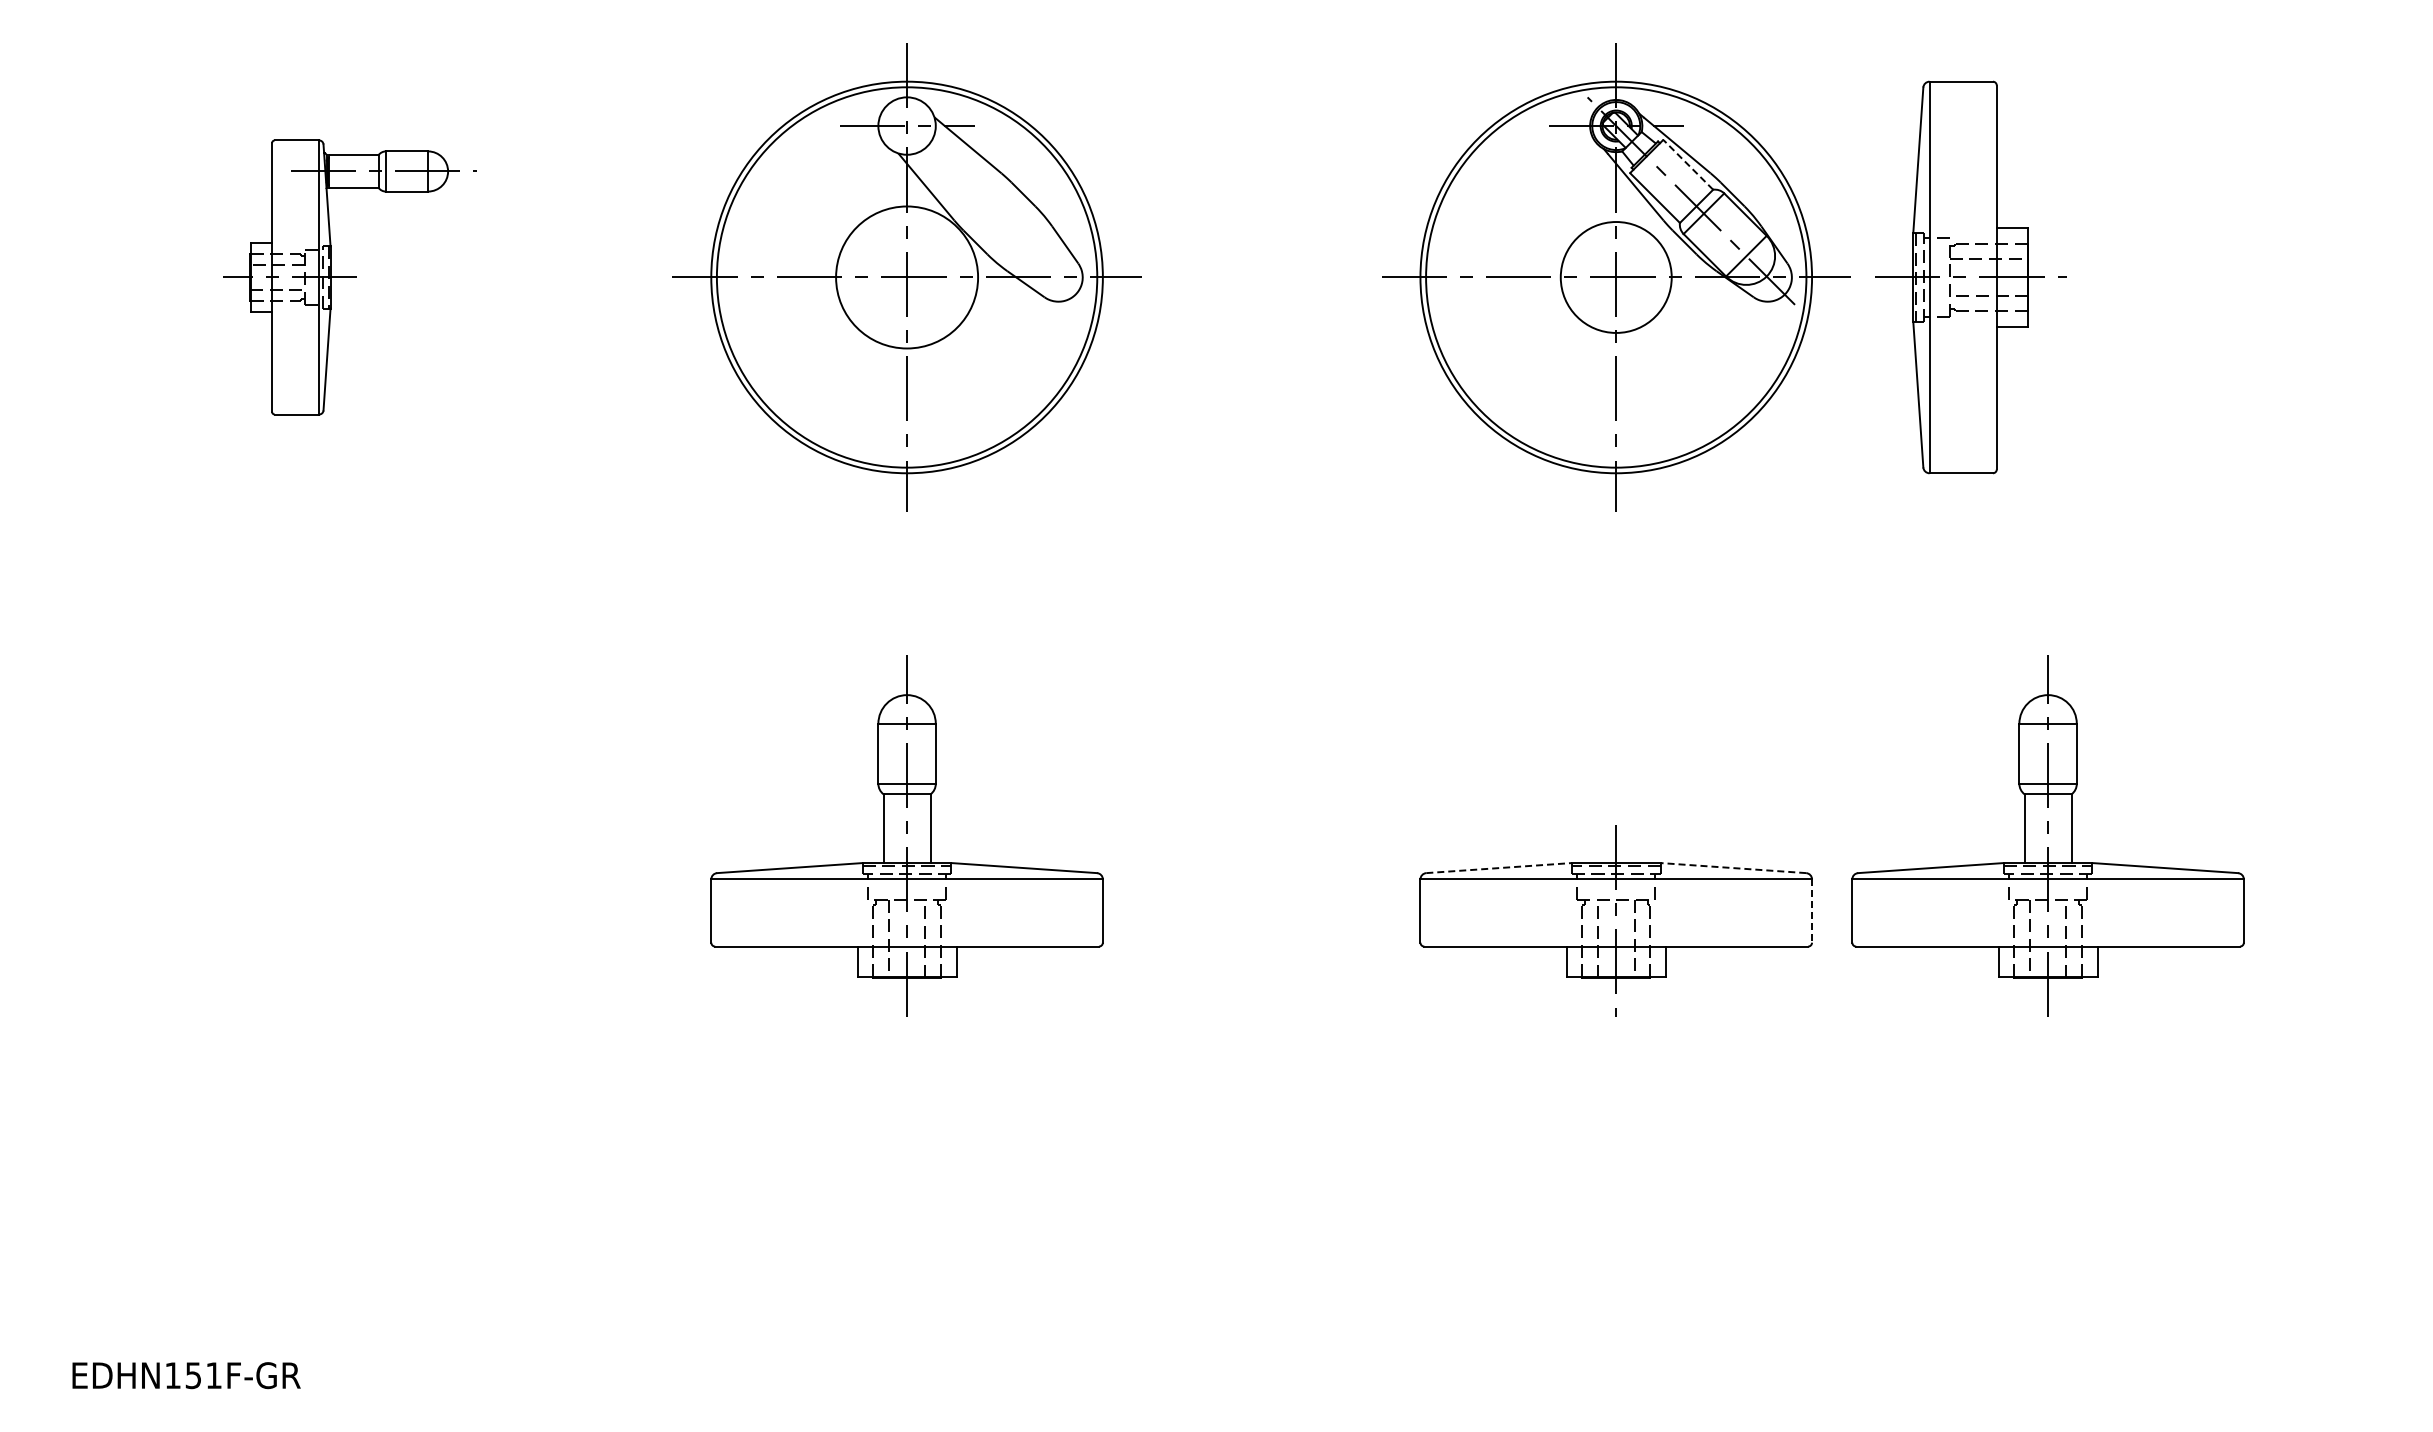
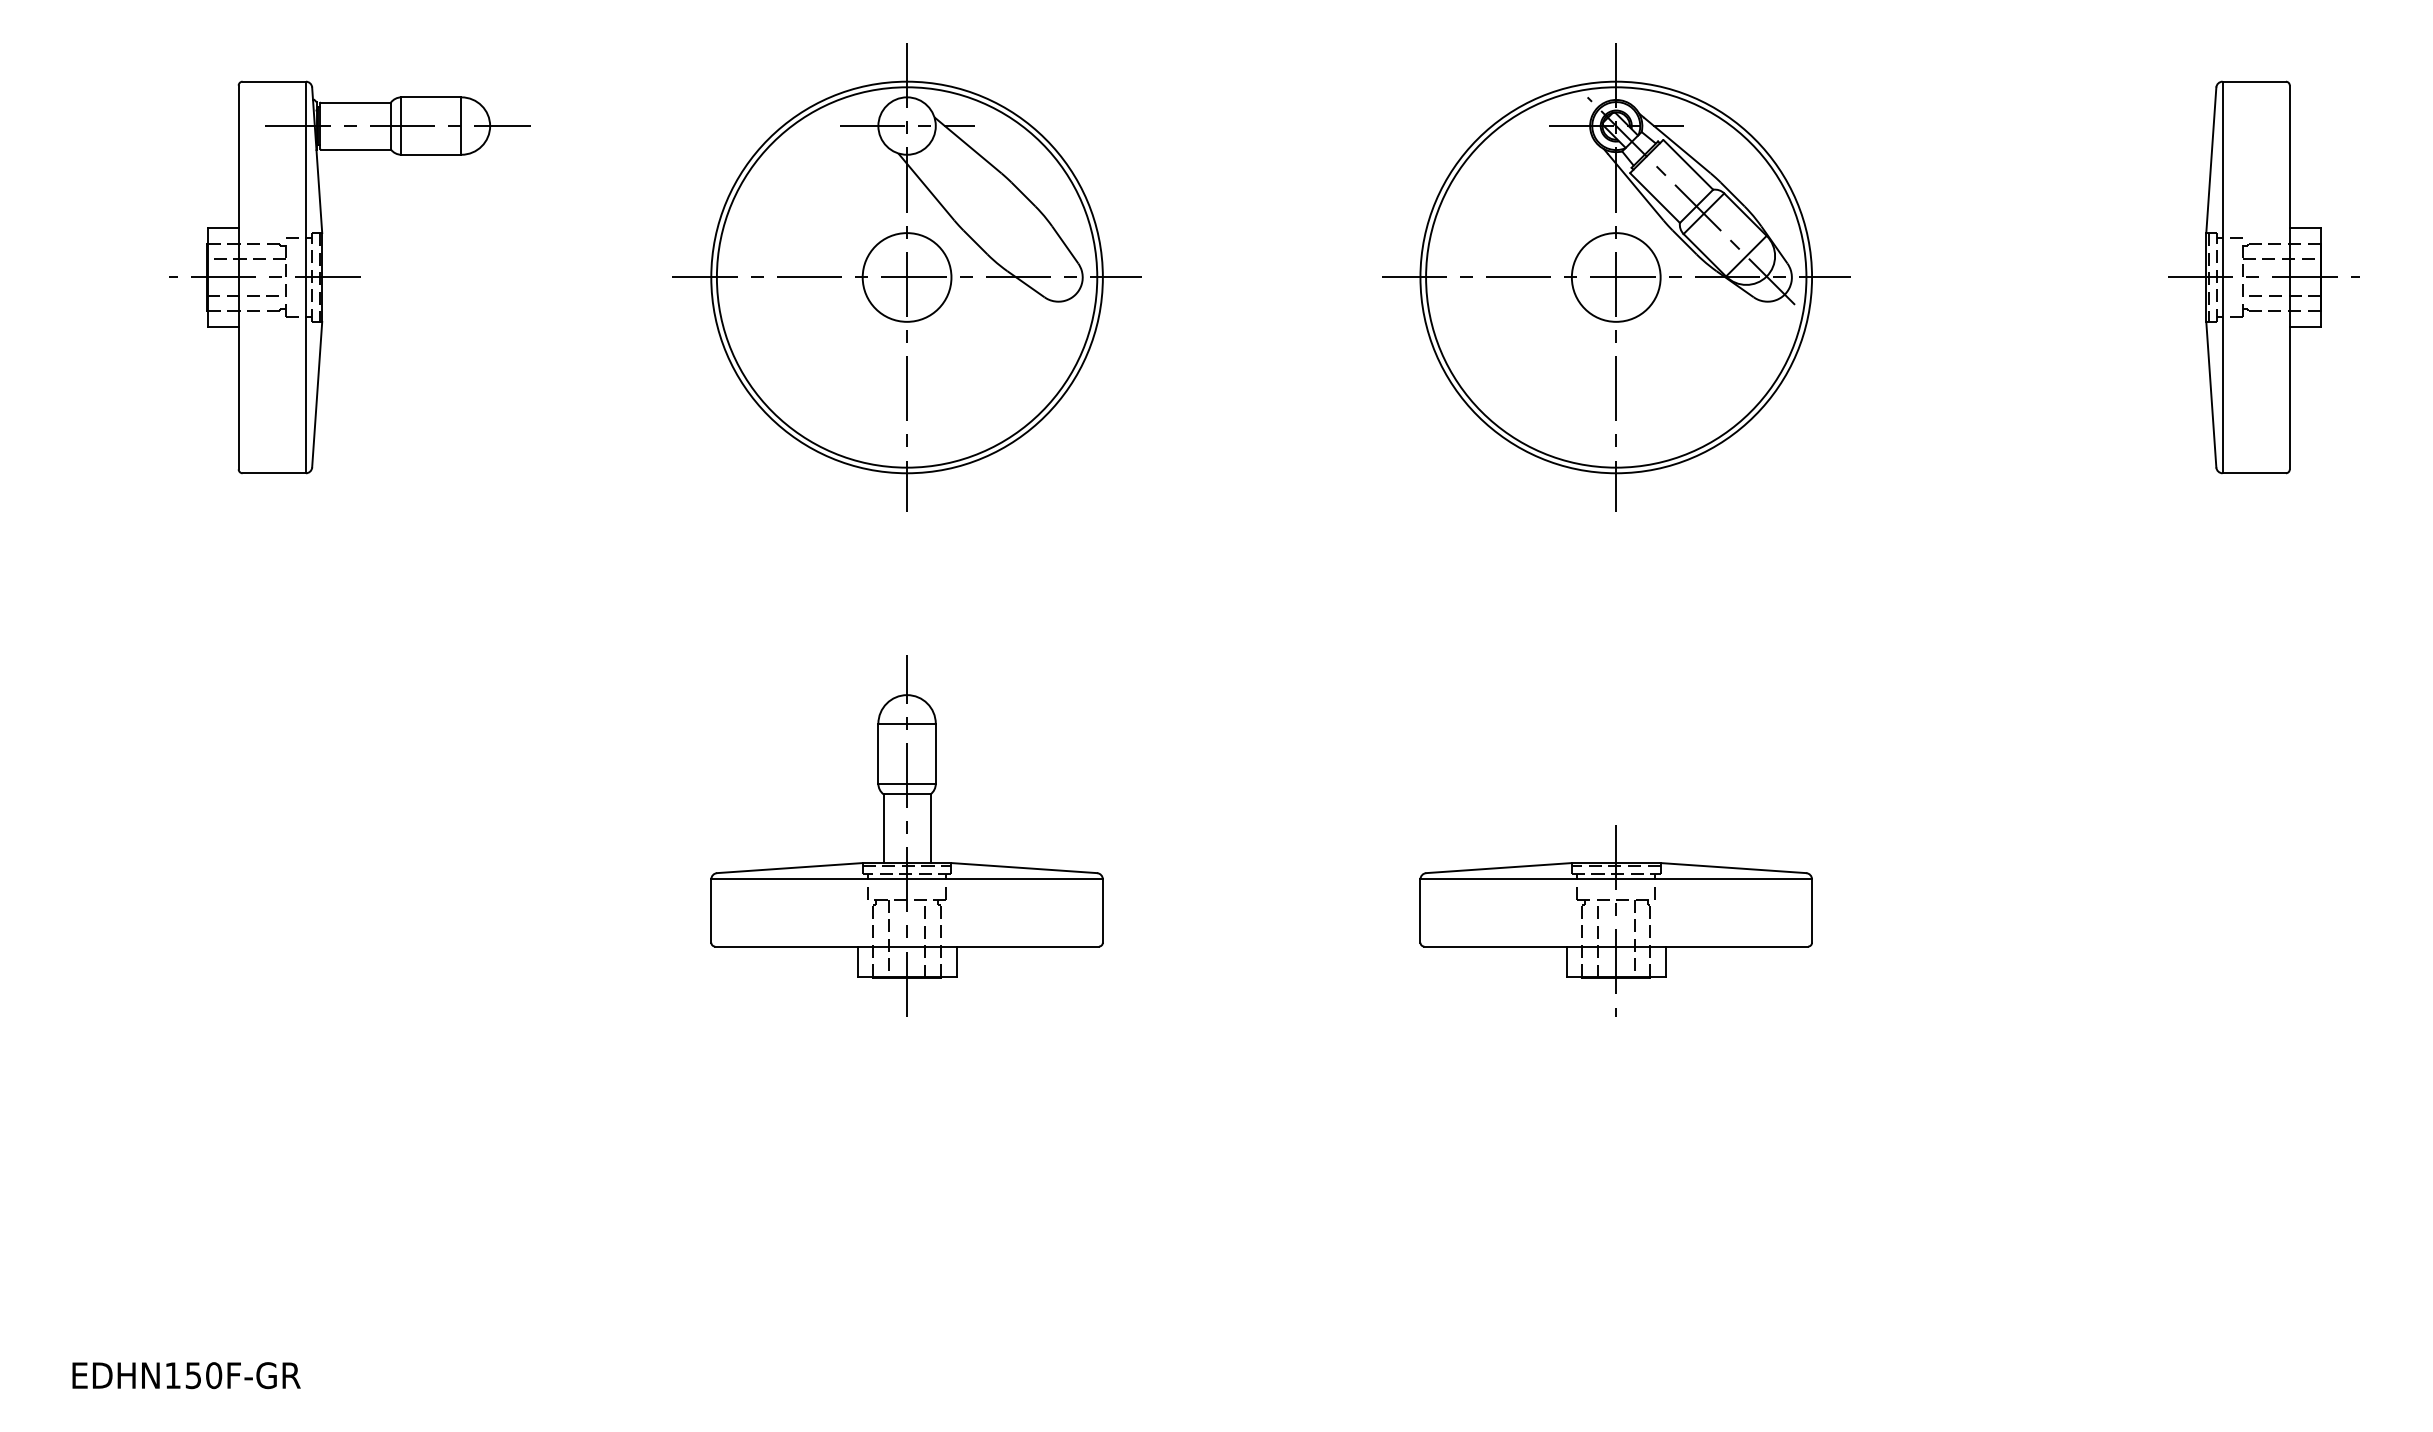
line: dashed -> solid (1688, 165)
part size: 254x277 px -> 362x395 px (349, 277)
circle diameter: 142 px -> 89 px (906, 277)
circle diameter: 111 px -> 89 px (1615, 277)
part position: (1970, 277) -> (2263, 277) (2263, 277)
part: present -> none (2047, 835)
line: dashed -> solid (1499, 868)
line: dashed -> solid (1733, 868)
line: dashed -> solid (1812, 911)
text: EDHN151F-GR -> EDHN150F-GR (214, 1375)
